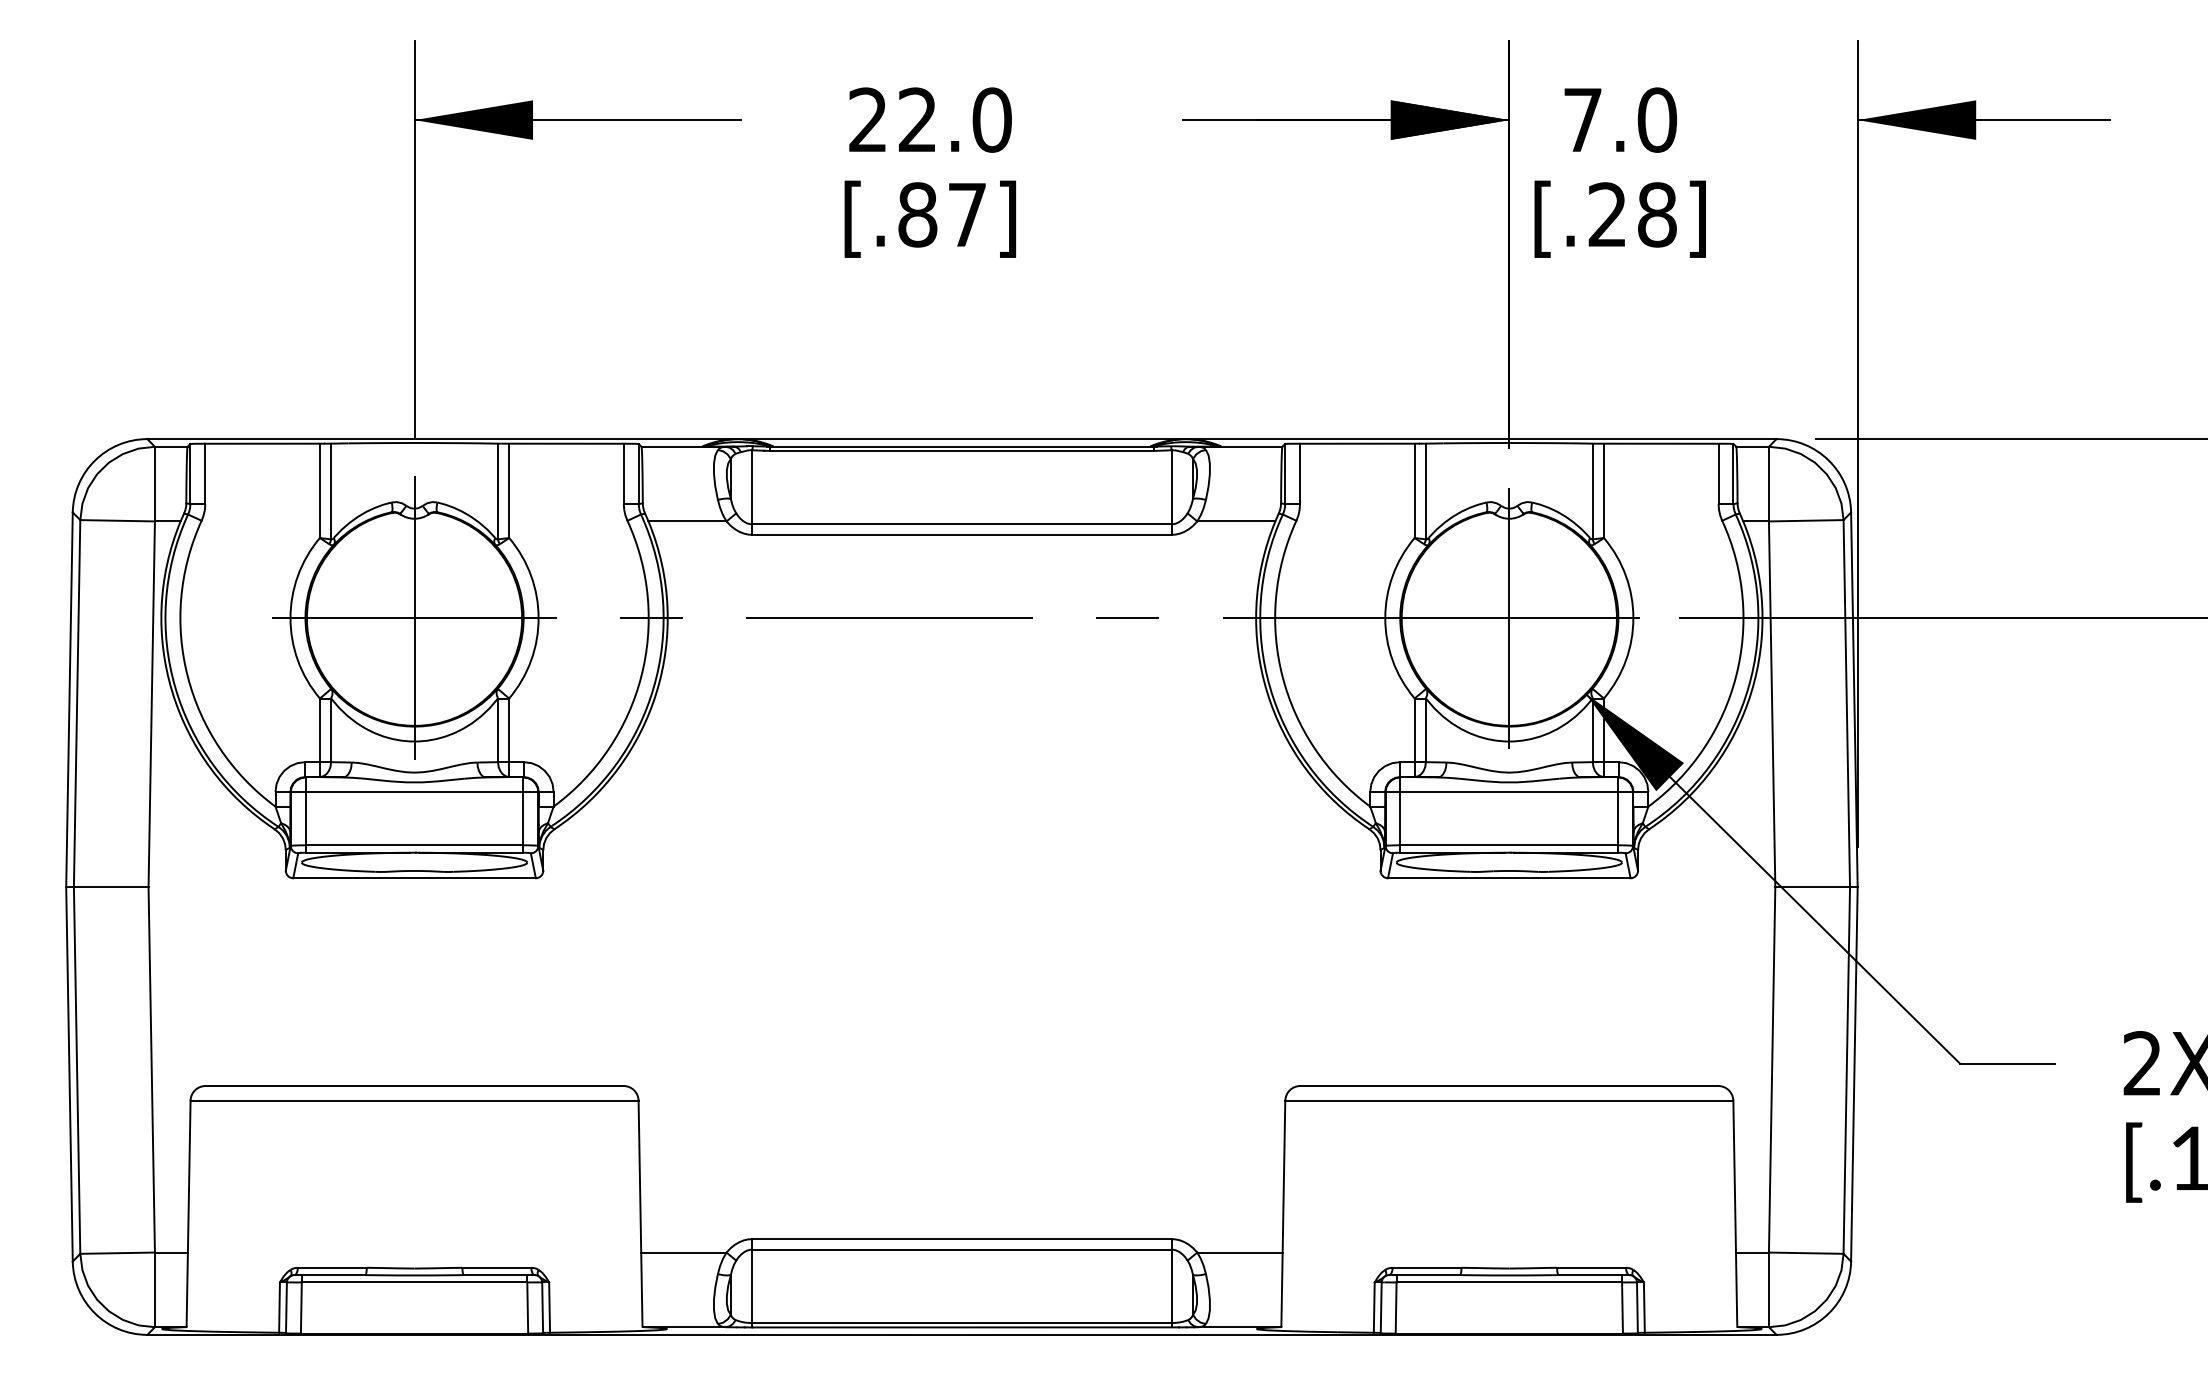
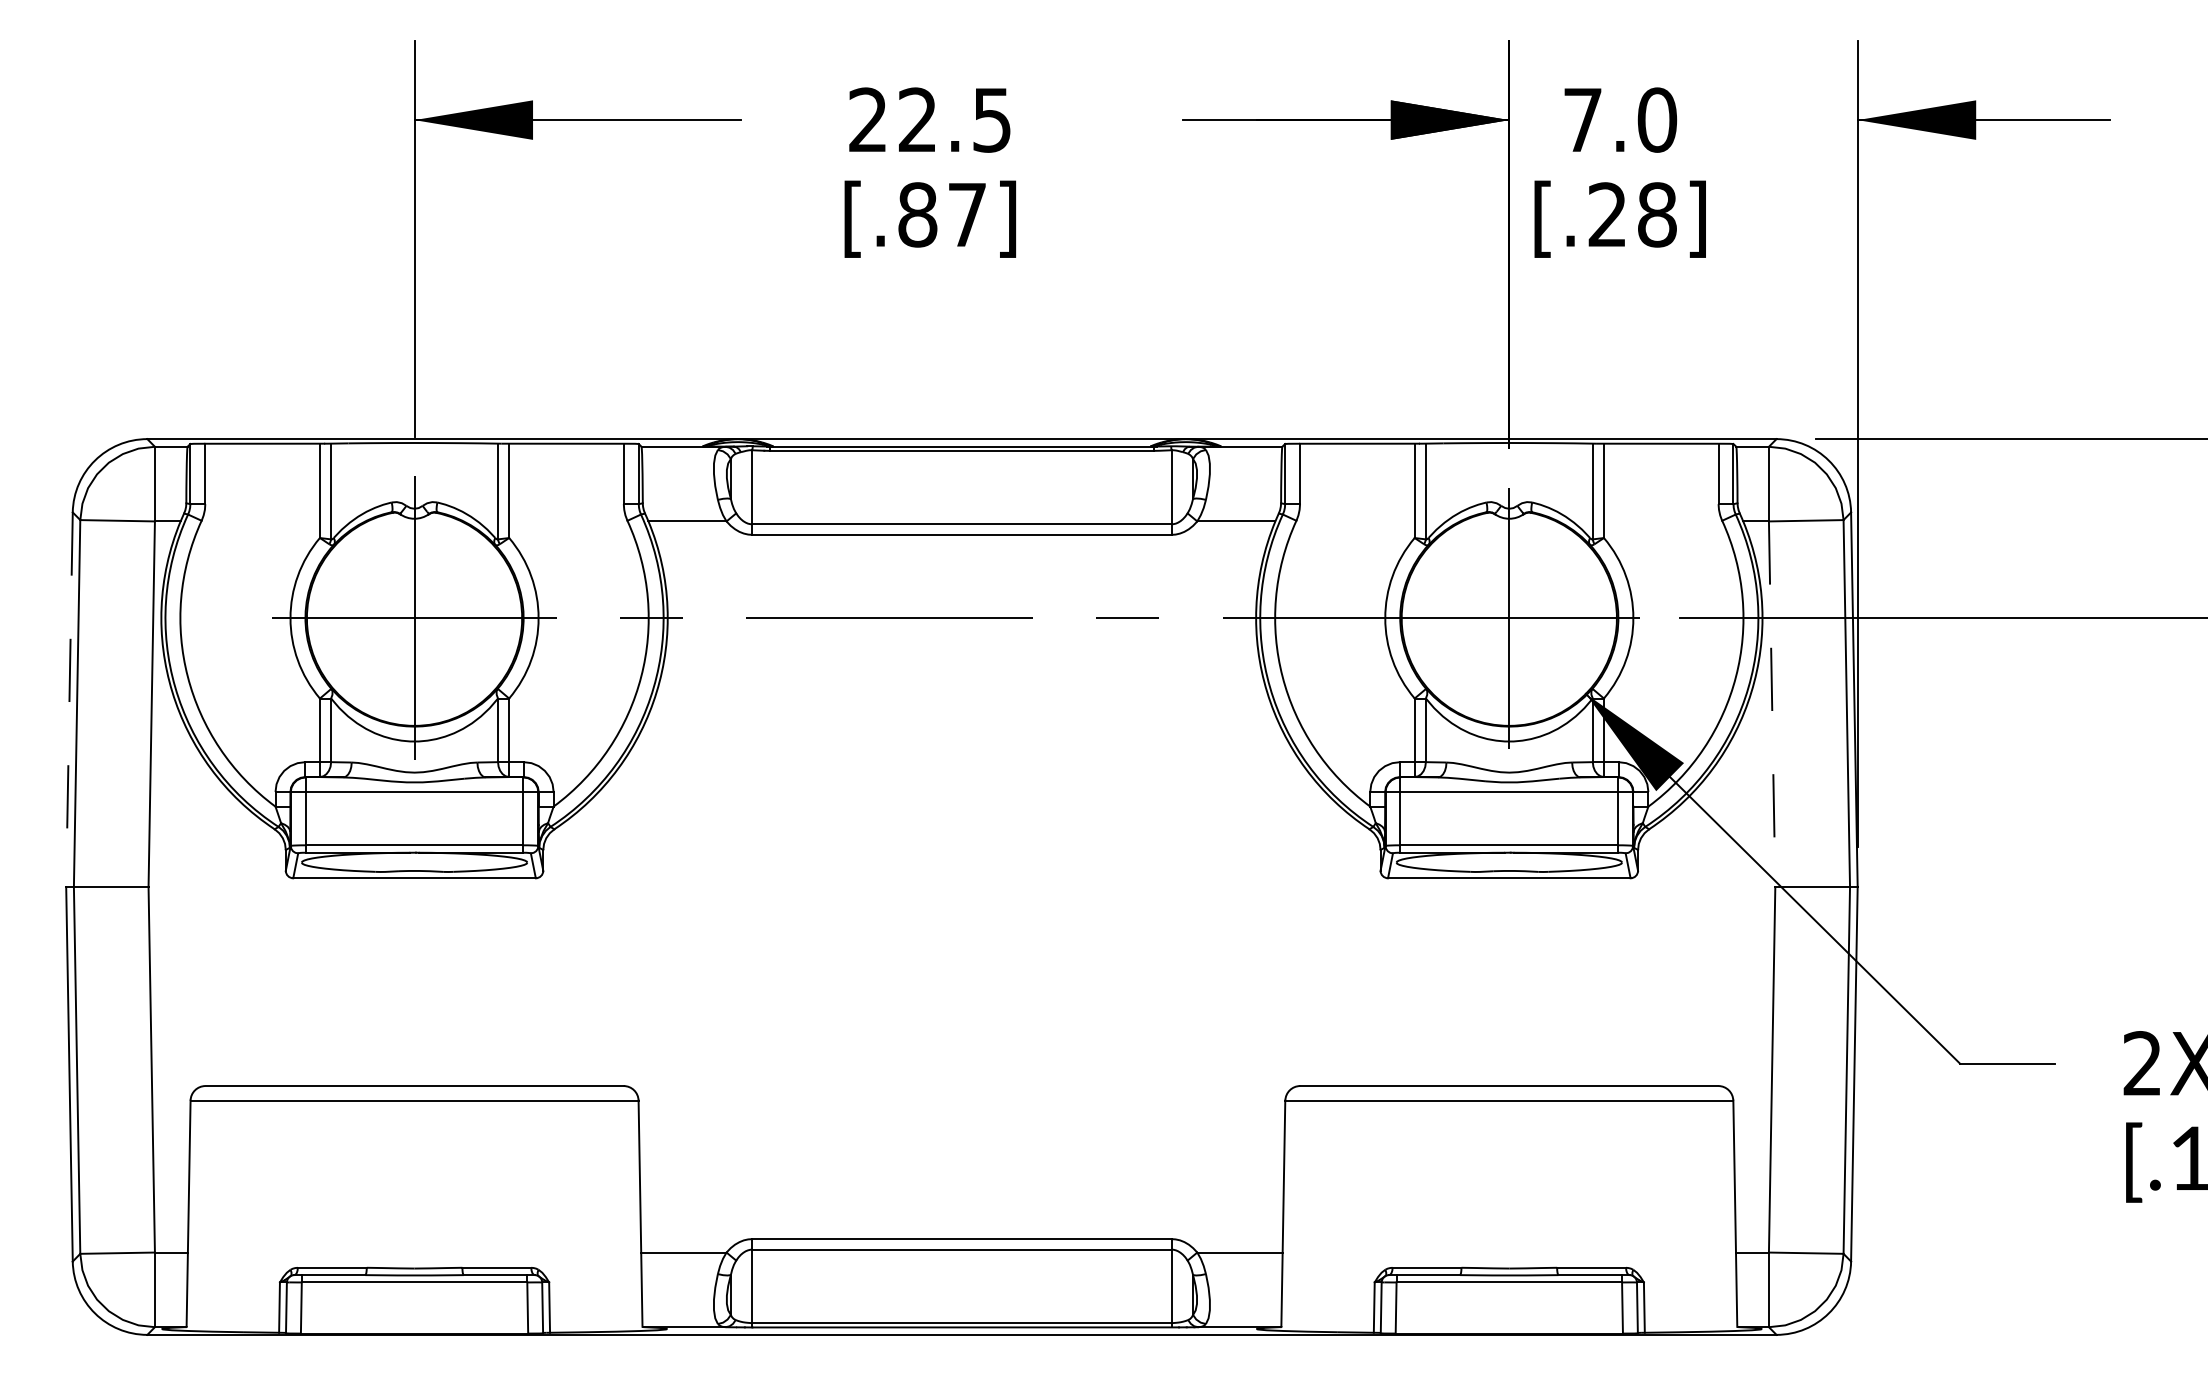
text: 22.0 -> 22.5 (991, 119)
line: solid -> dashed (69, 700)
line: solid -> dashed (1772, 704)
